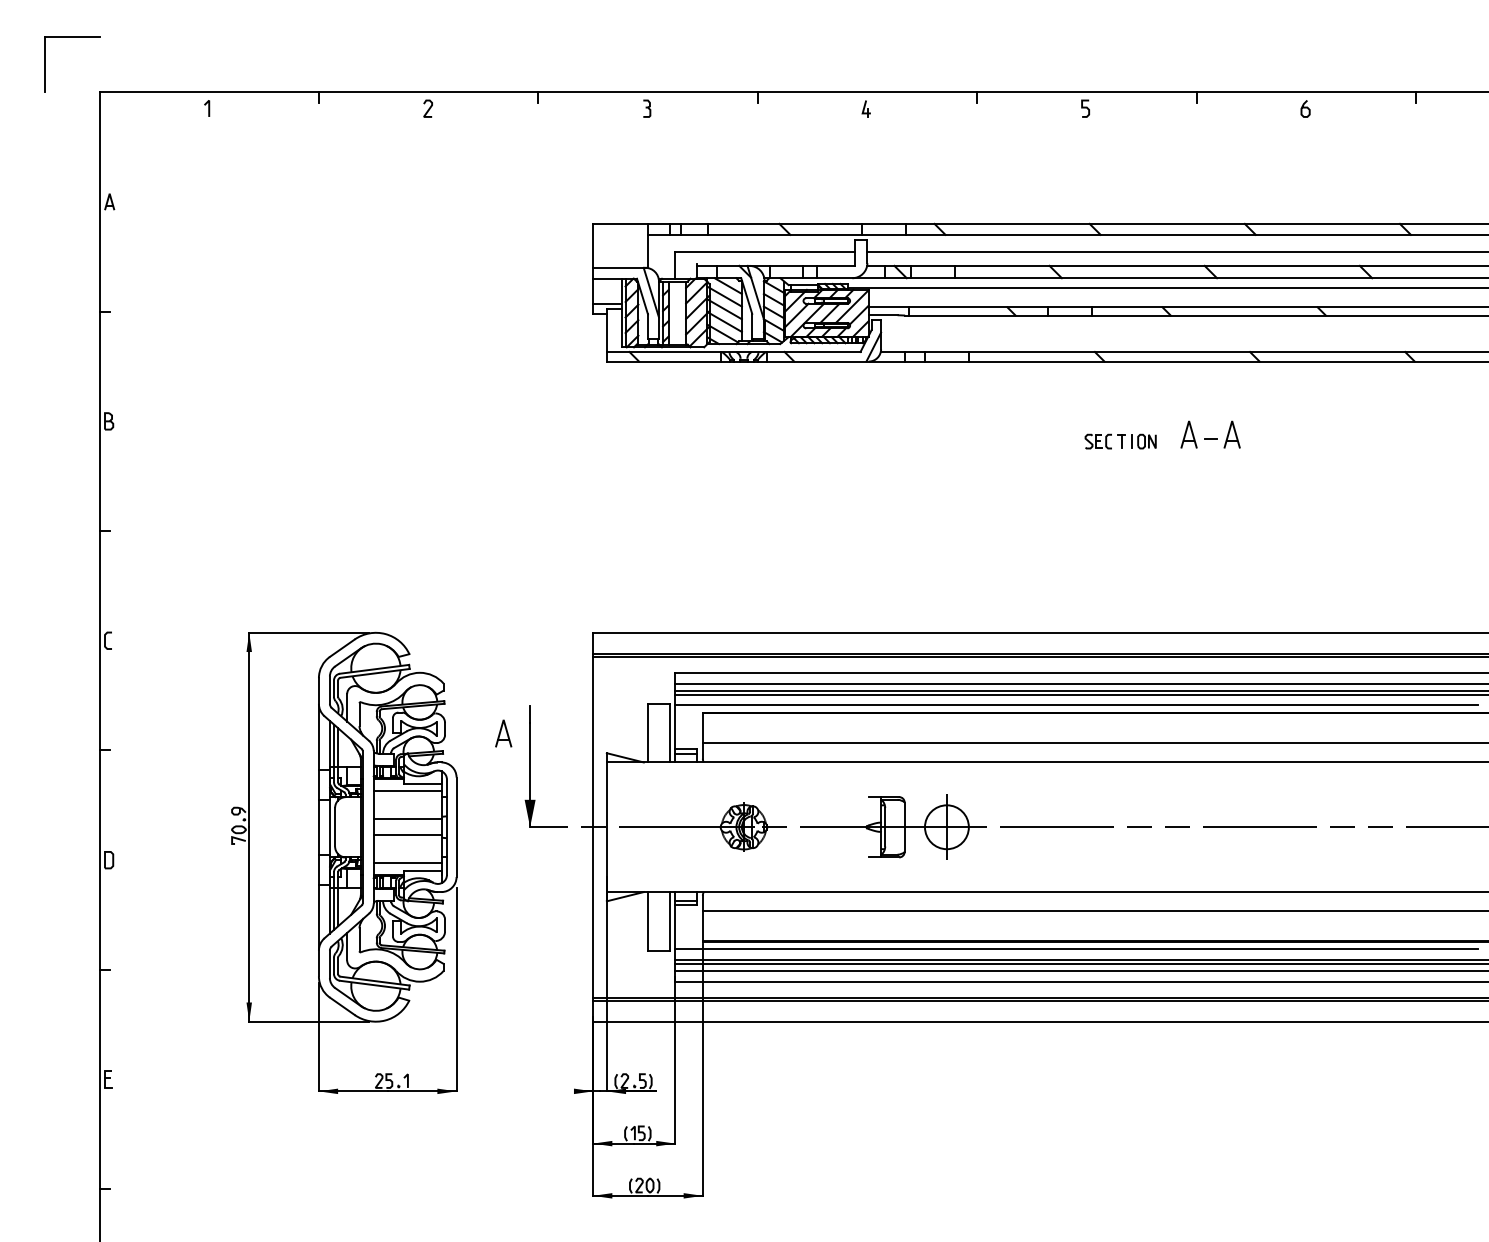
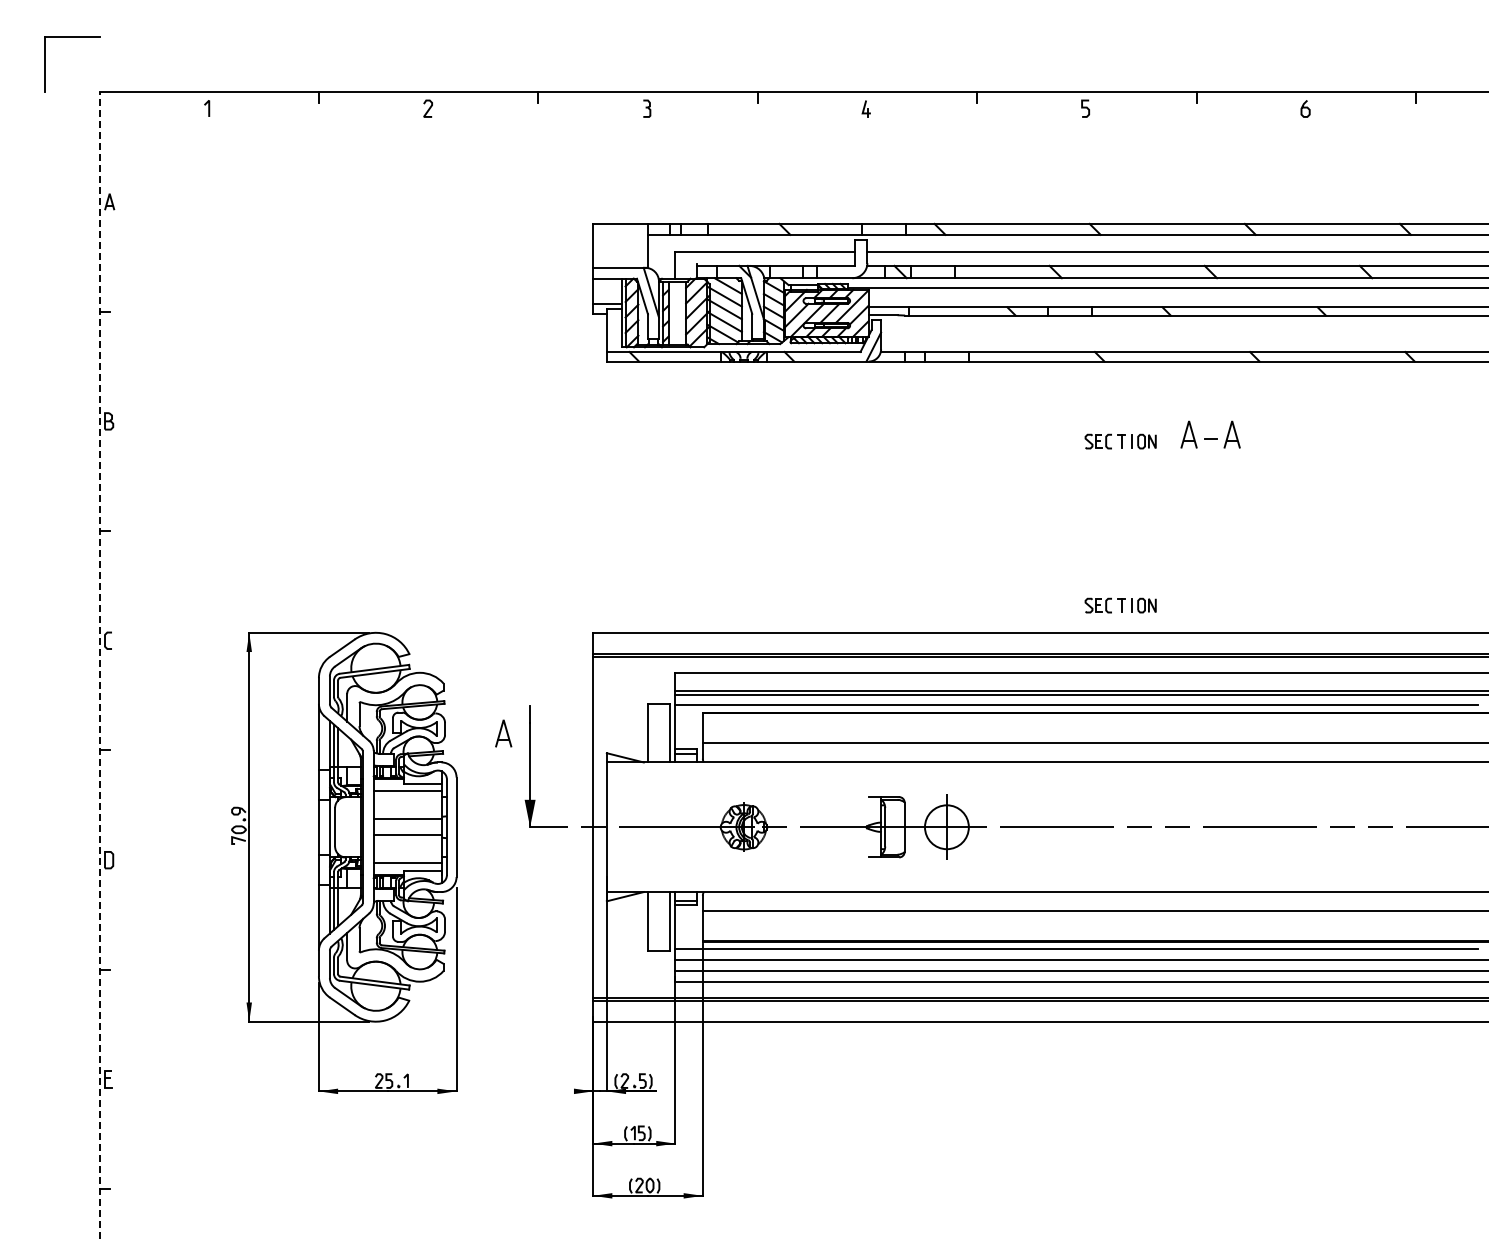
part: none -> present (1120, 605)
line: solid -> dashed (99, 666)
line: present -> none (1080, 683)
line: present -> none (1080, 963)
